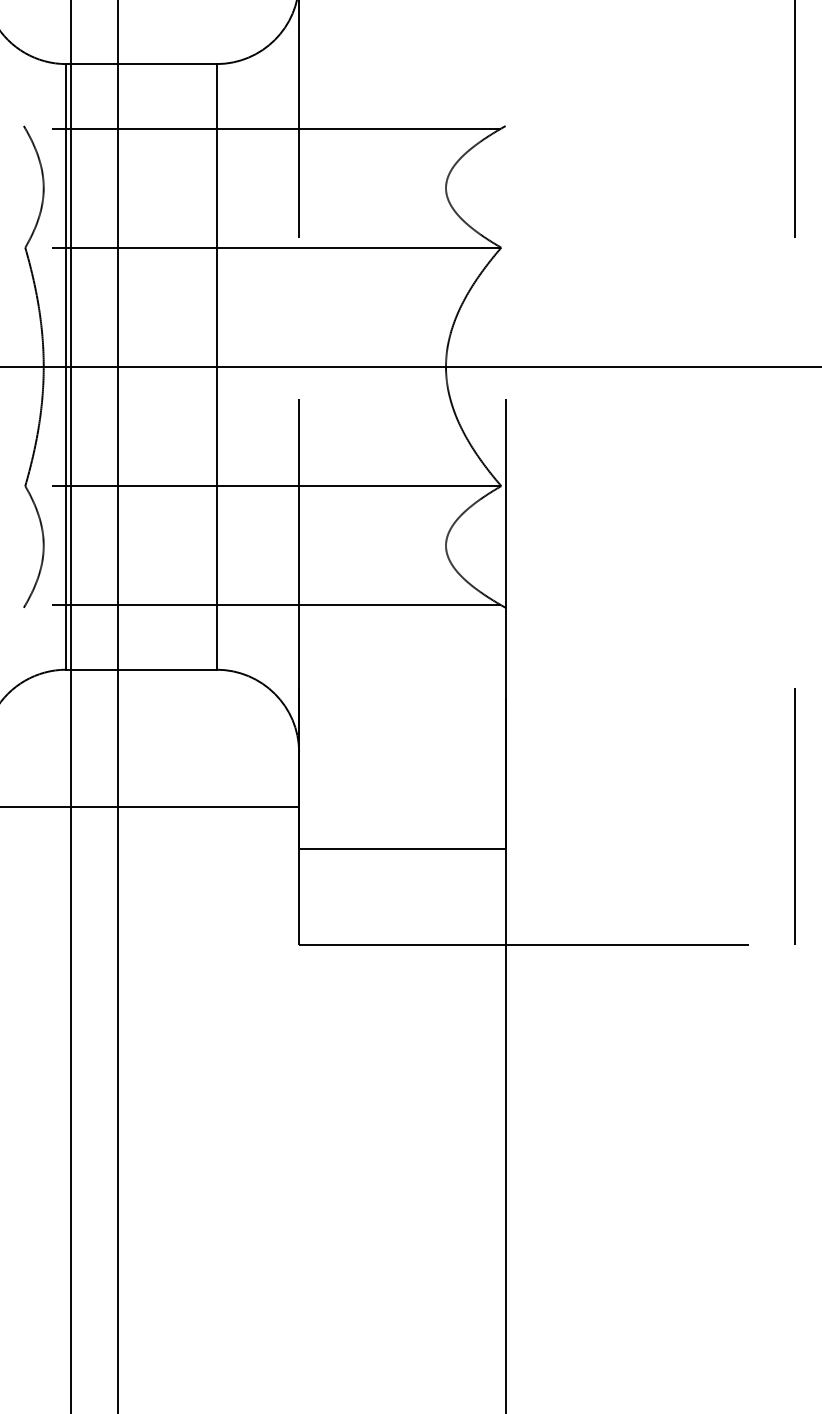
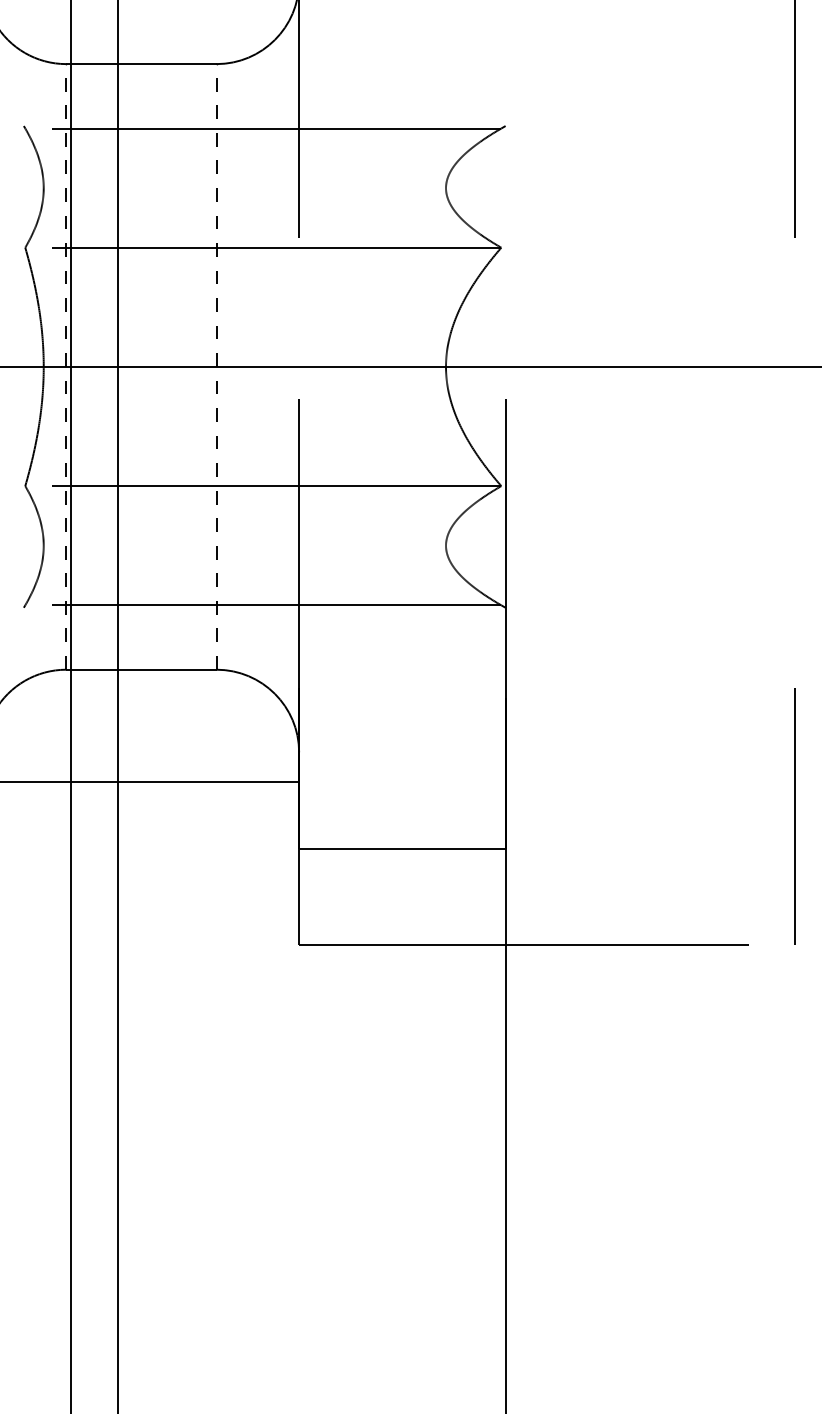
line: solid -> dashed (66, 366)
line: solid -> dashed (216, 366)
line position: (150, 807) -> (150, 782) (150, 782)
